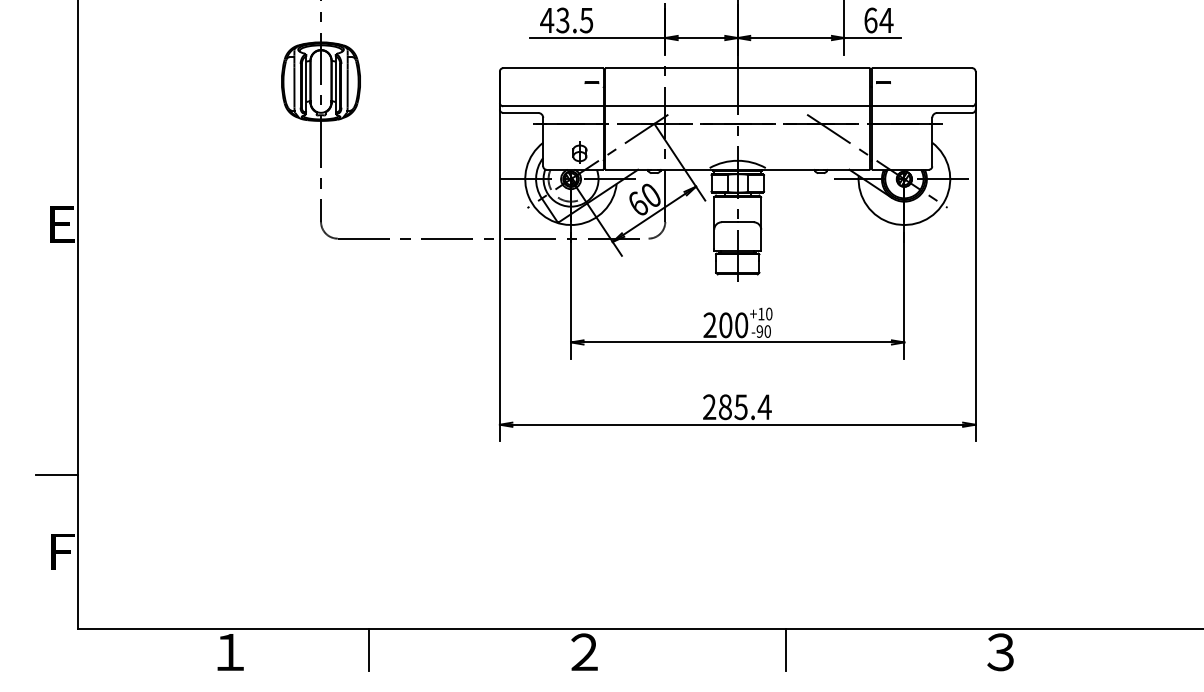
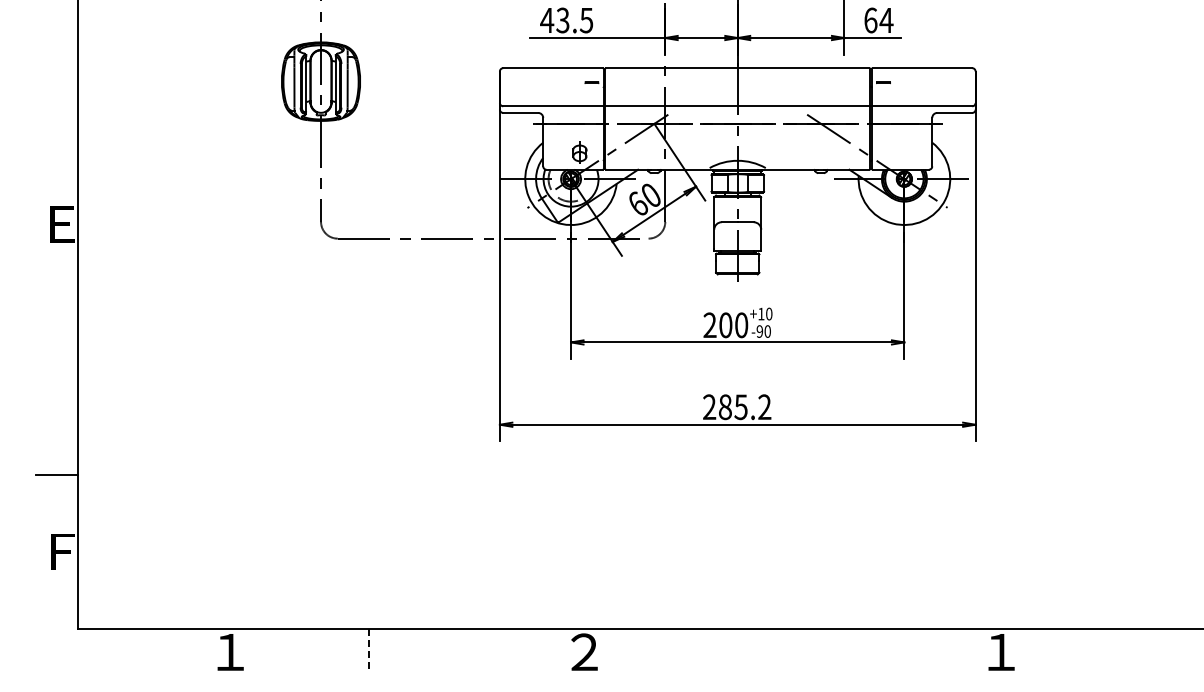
text: 285.4 -> 285.2 (764, 406)
line: solid -> dashed (369, 649)
line: present -> none (786, 649)
text: ３ -> １ (1000, 652)
